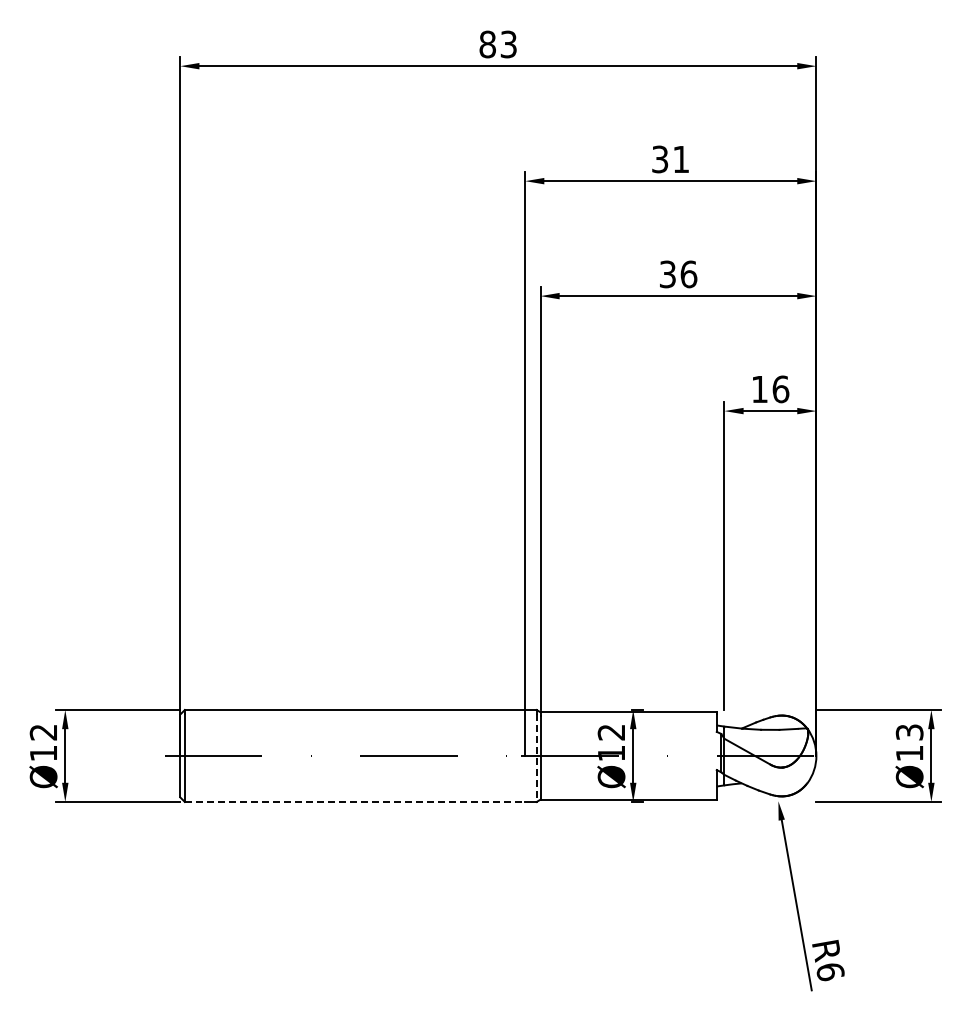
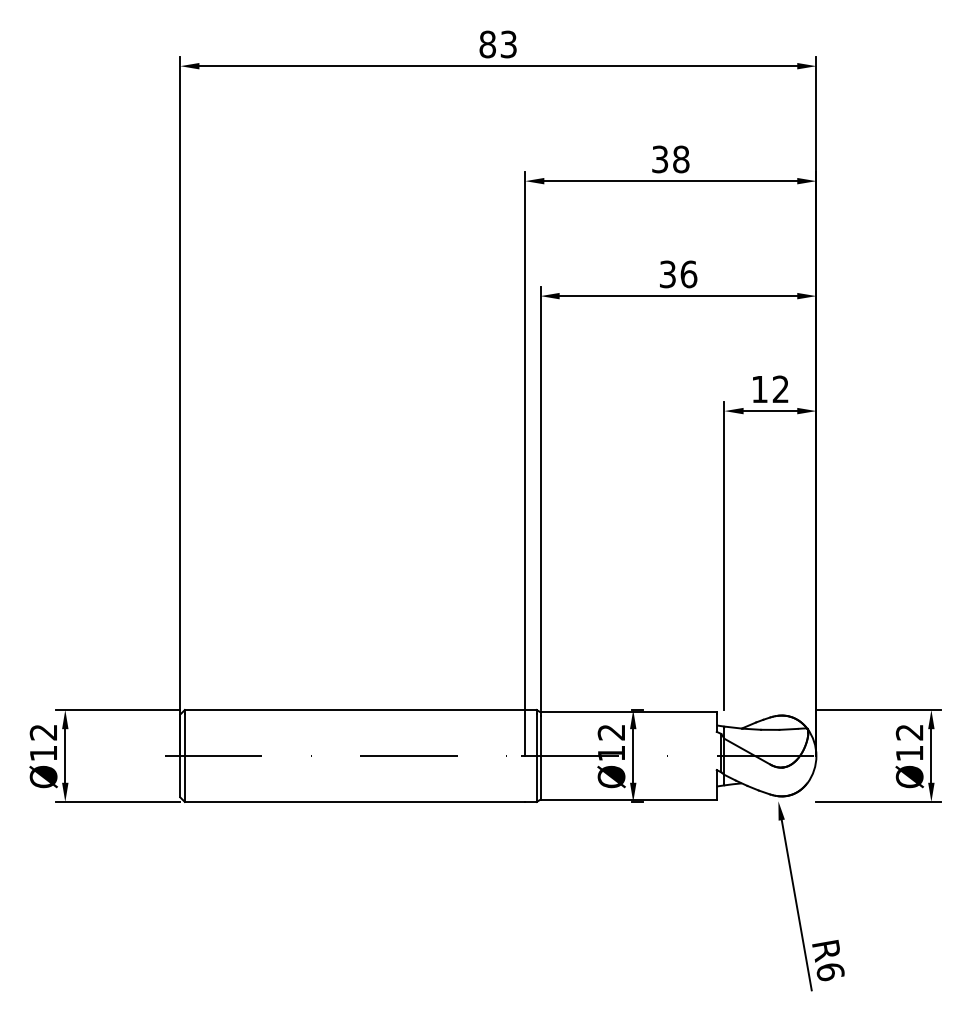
text: 31 -> 38 (681, 159)
text: 16 -> 12 (780, 389)
text: Ø13 -> Ø12 (909, 732)
line: dashed -> solid (536, 758)
line: dashed -> solid (355, 801)
